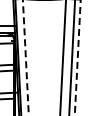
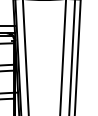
line: dashed -> solid (25, 57)
line: dashed -> solid (77, 58)
